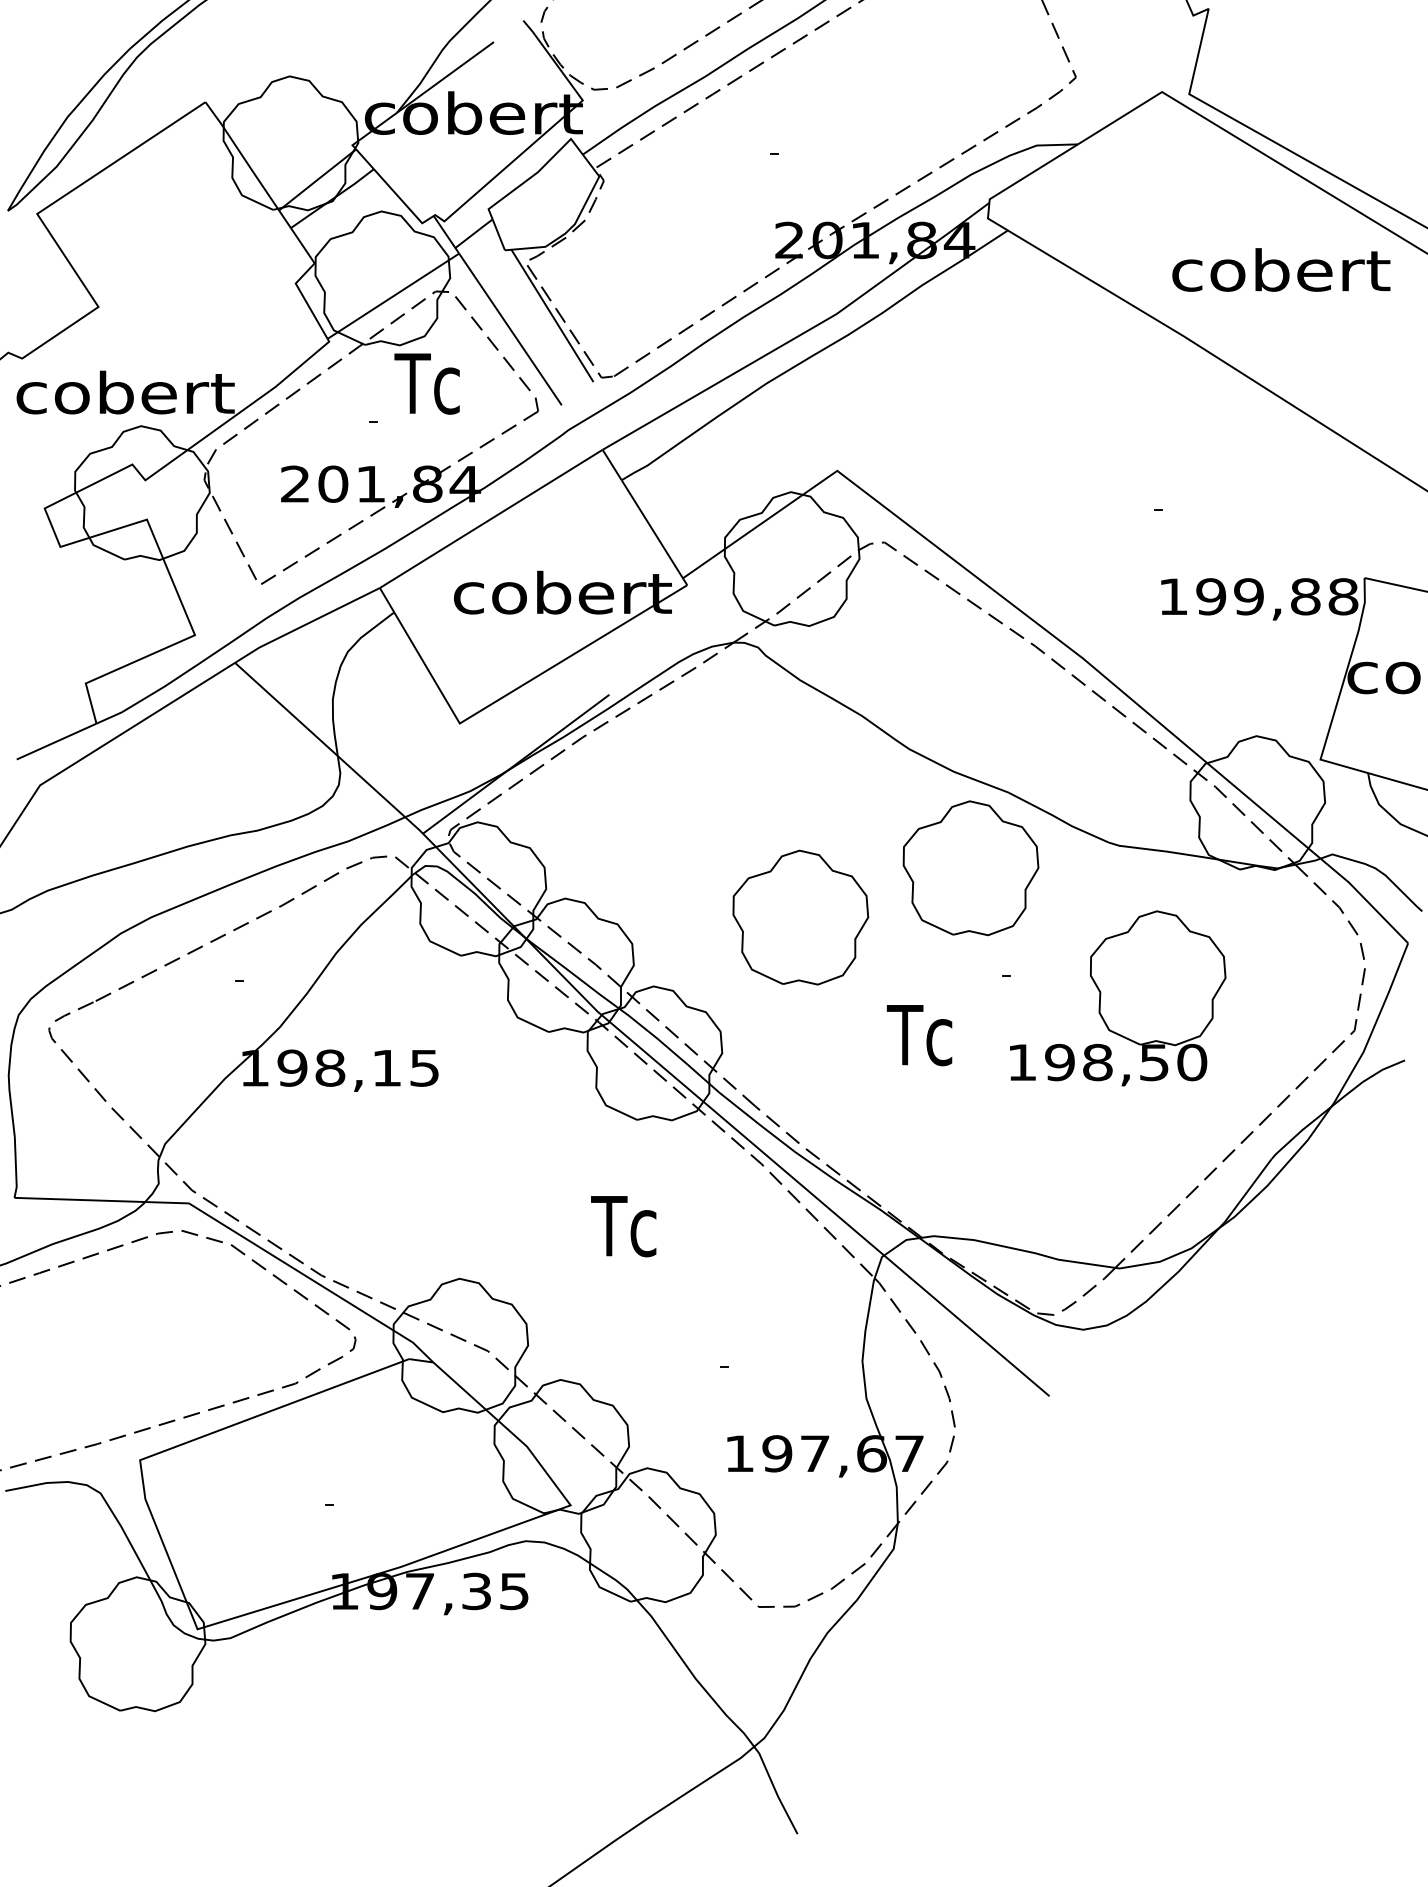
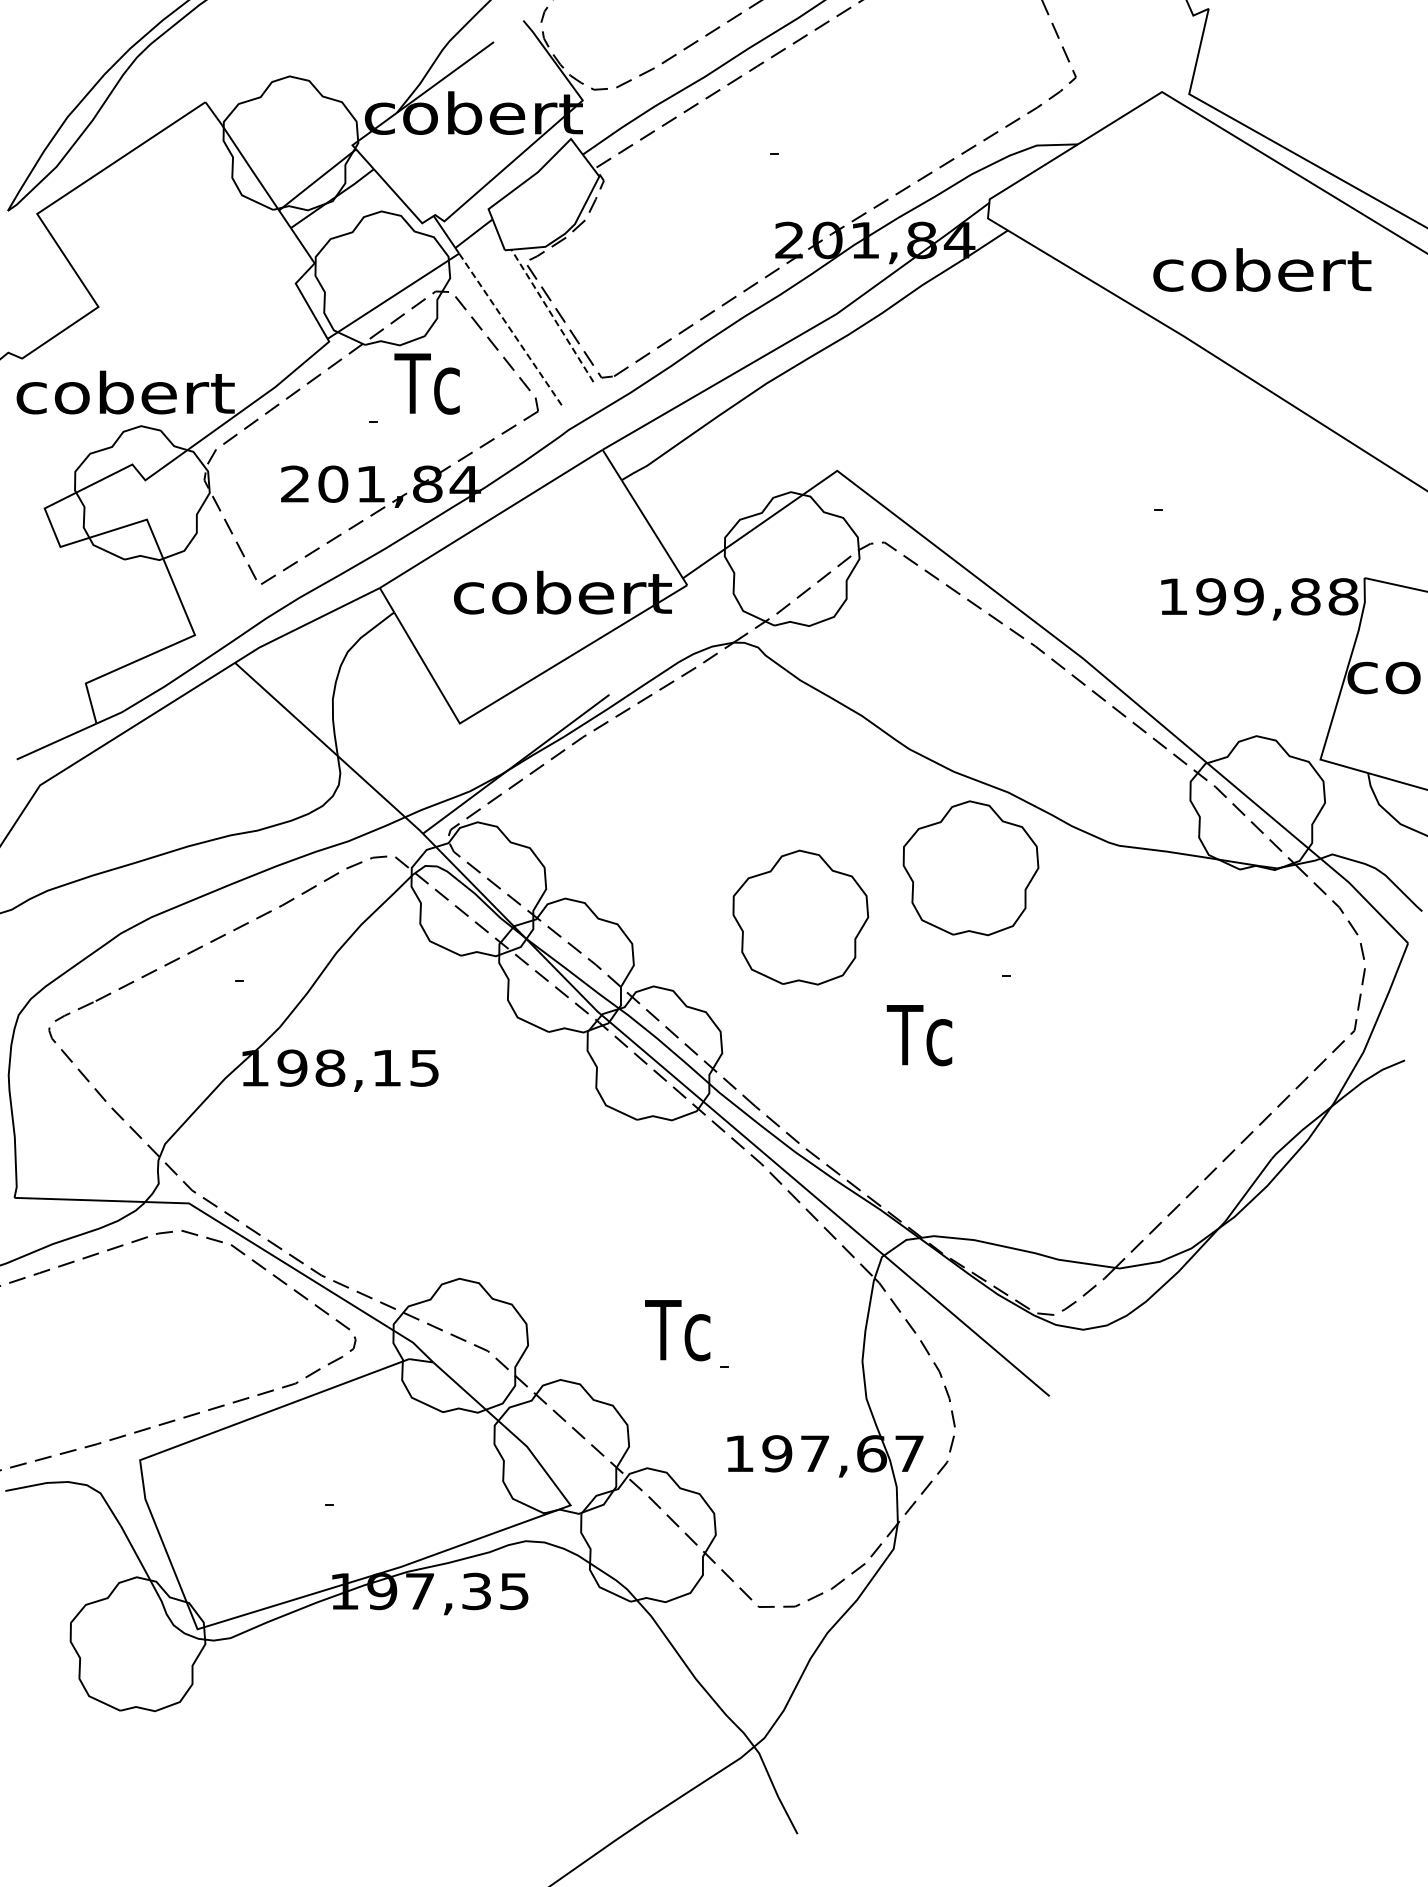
text position: (1281, 269) -> (1262, 269) (1262, 269)
line: solid -> dashed (552, 315)
line: solid -> dashed (510, 329)
part: present -> none (1118, 998)
text position: (623, 1226) -> (677, 1330) (677, 1330)
